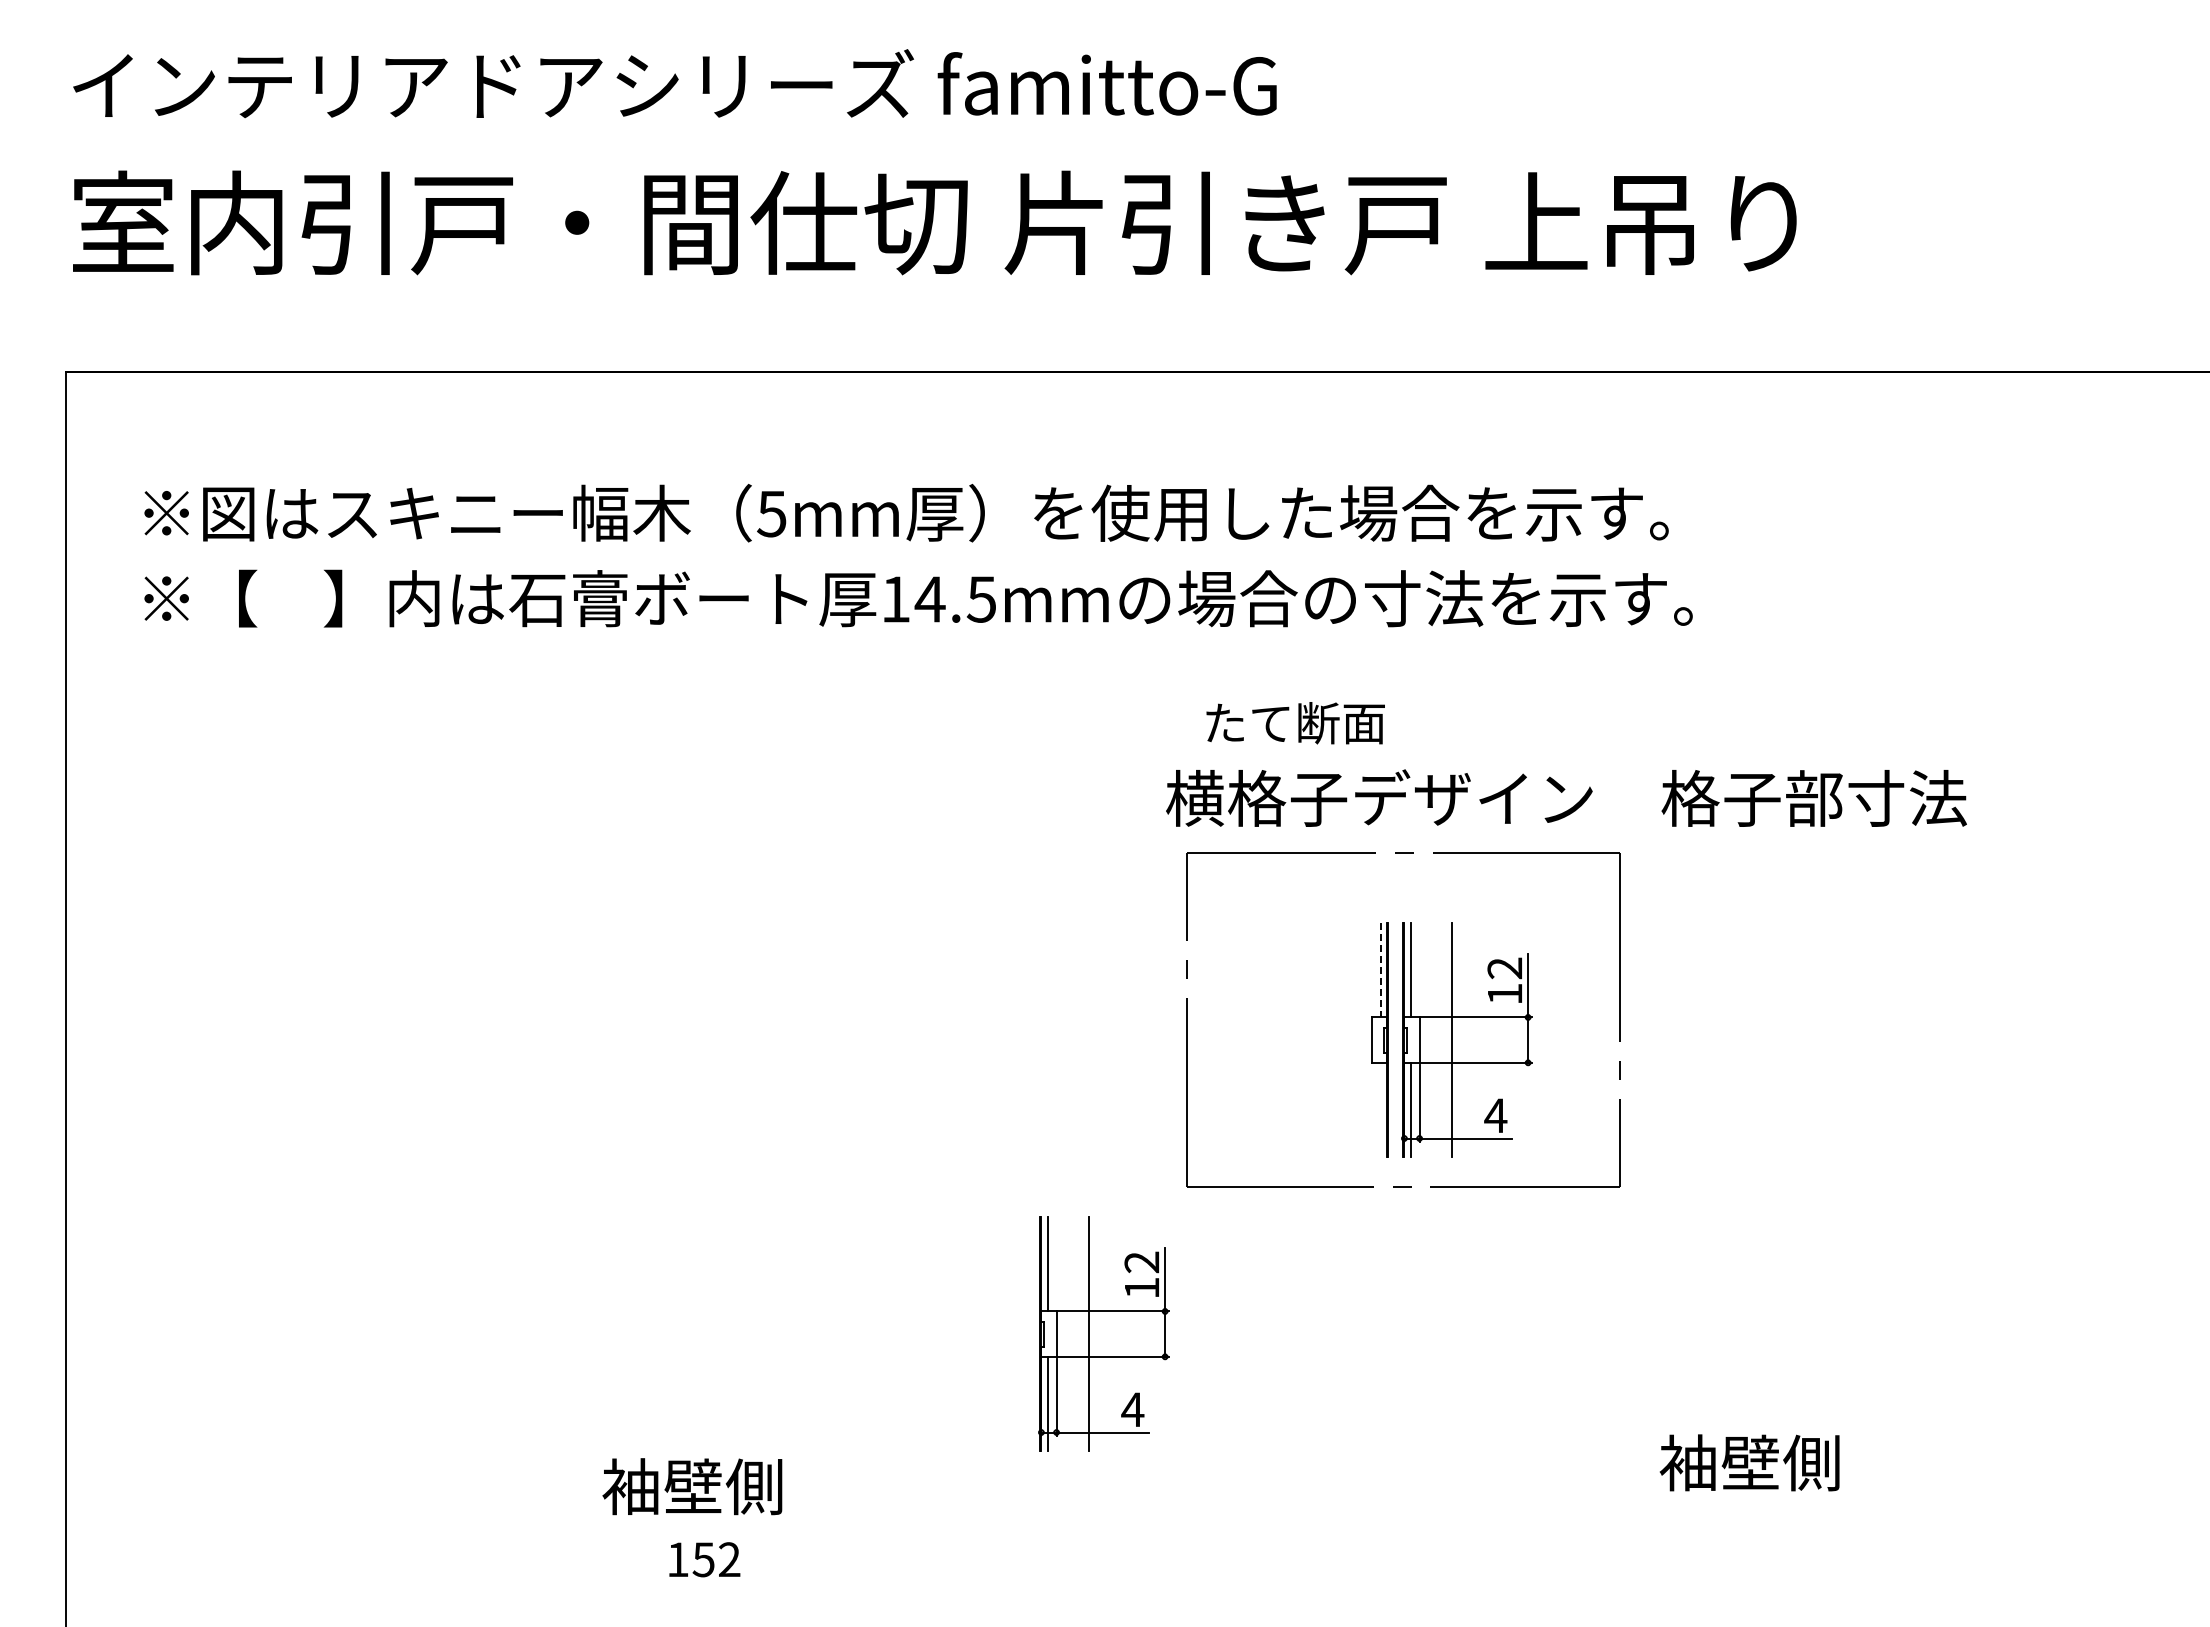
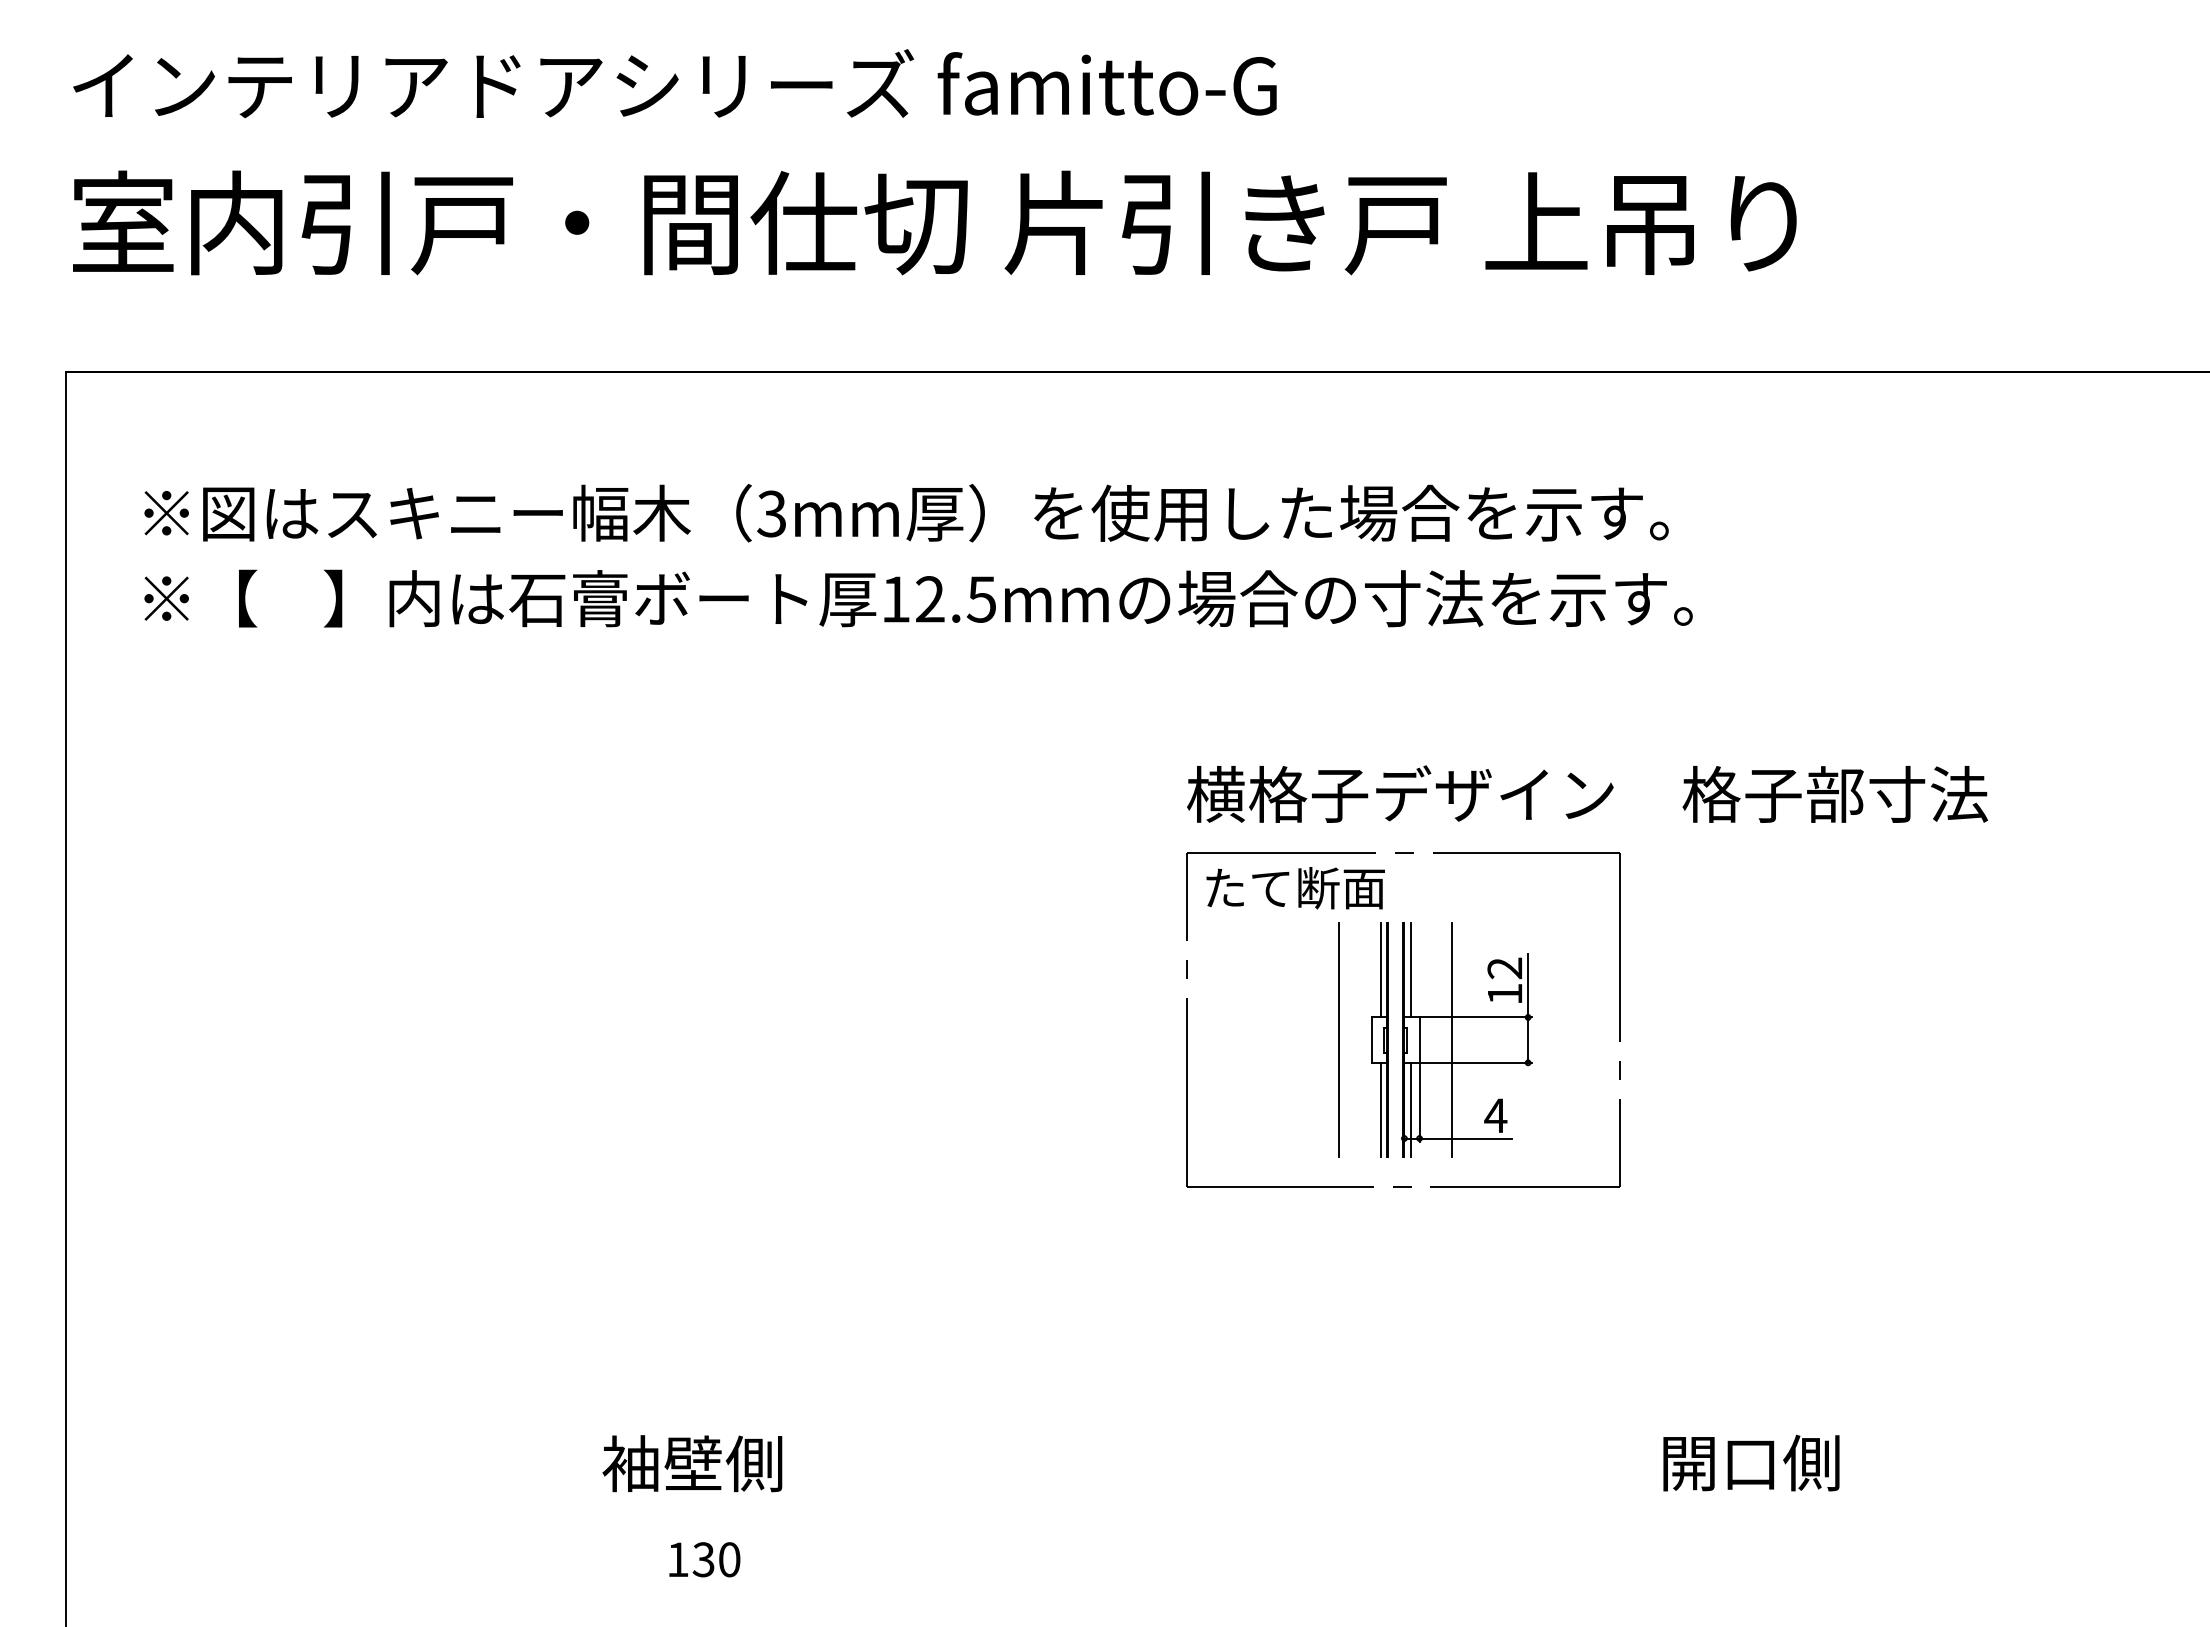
text: 5mm -> 3mm (771, 513)
text: 14.5mm -> 12.5mm (929, 599)
text position: (1295, 723) -> (1295, 888) (1295, 888)
text position: (1566, 797) -> (1587, 793) (1587, 793)
line: dashed -> solid (1380, 970)
line: none -> present (1338, 1040)
line: none -> present (1380, 1109)
part: present -> none (1103, 1333)
text: 袖壁側 -> 開口側 (1718, 1462)
text position: (692, 1486) -> (692, 1463) (692, 1463)
text: 152 -> 130 (716, 1559)
